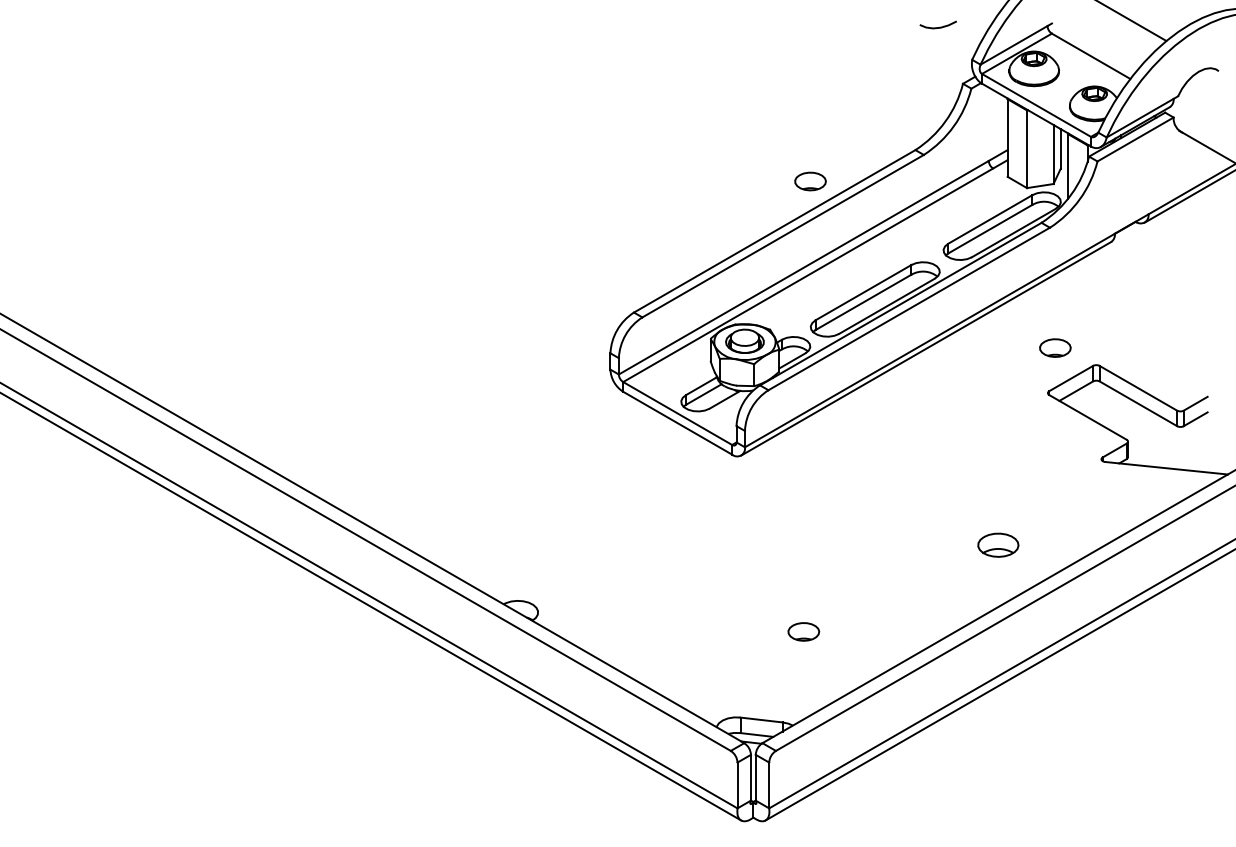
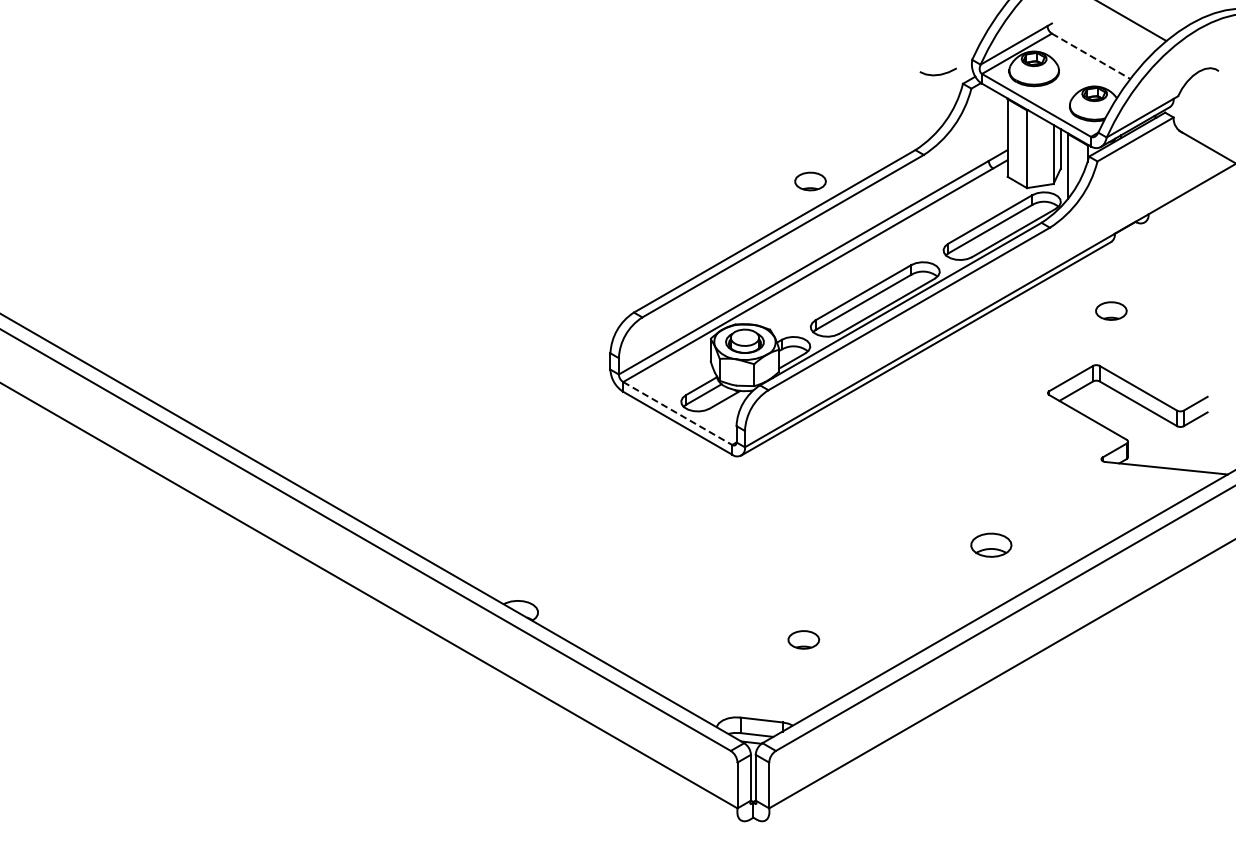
curve position: (937, 27) -> (937, 74) (937, 74)
line: solid -> dashed (1091, 56)
line: present -> none (1188, 196)
part position: (1055, 347) -> (1111, 310) (1111, 310)
line: solid -> dashed (677, 413)
part position: (998, 544) -> (991, 544) (991, 544)
line: present -> none (371, 606)
part position: (803, 631) -> (803, 639) (803, 639)
line: present -> none (998, 685)
